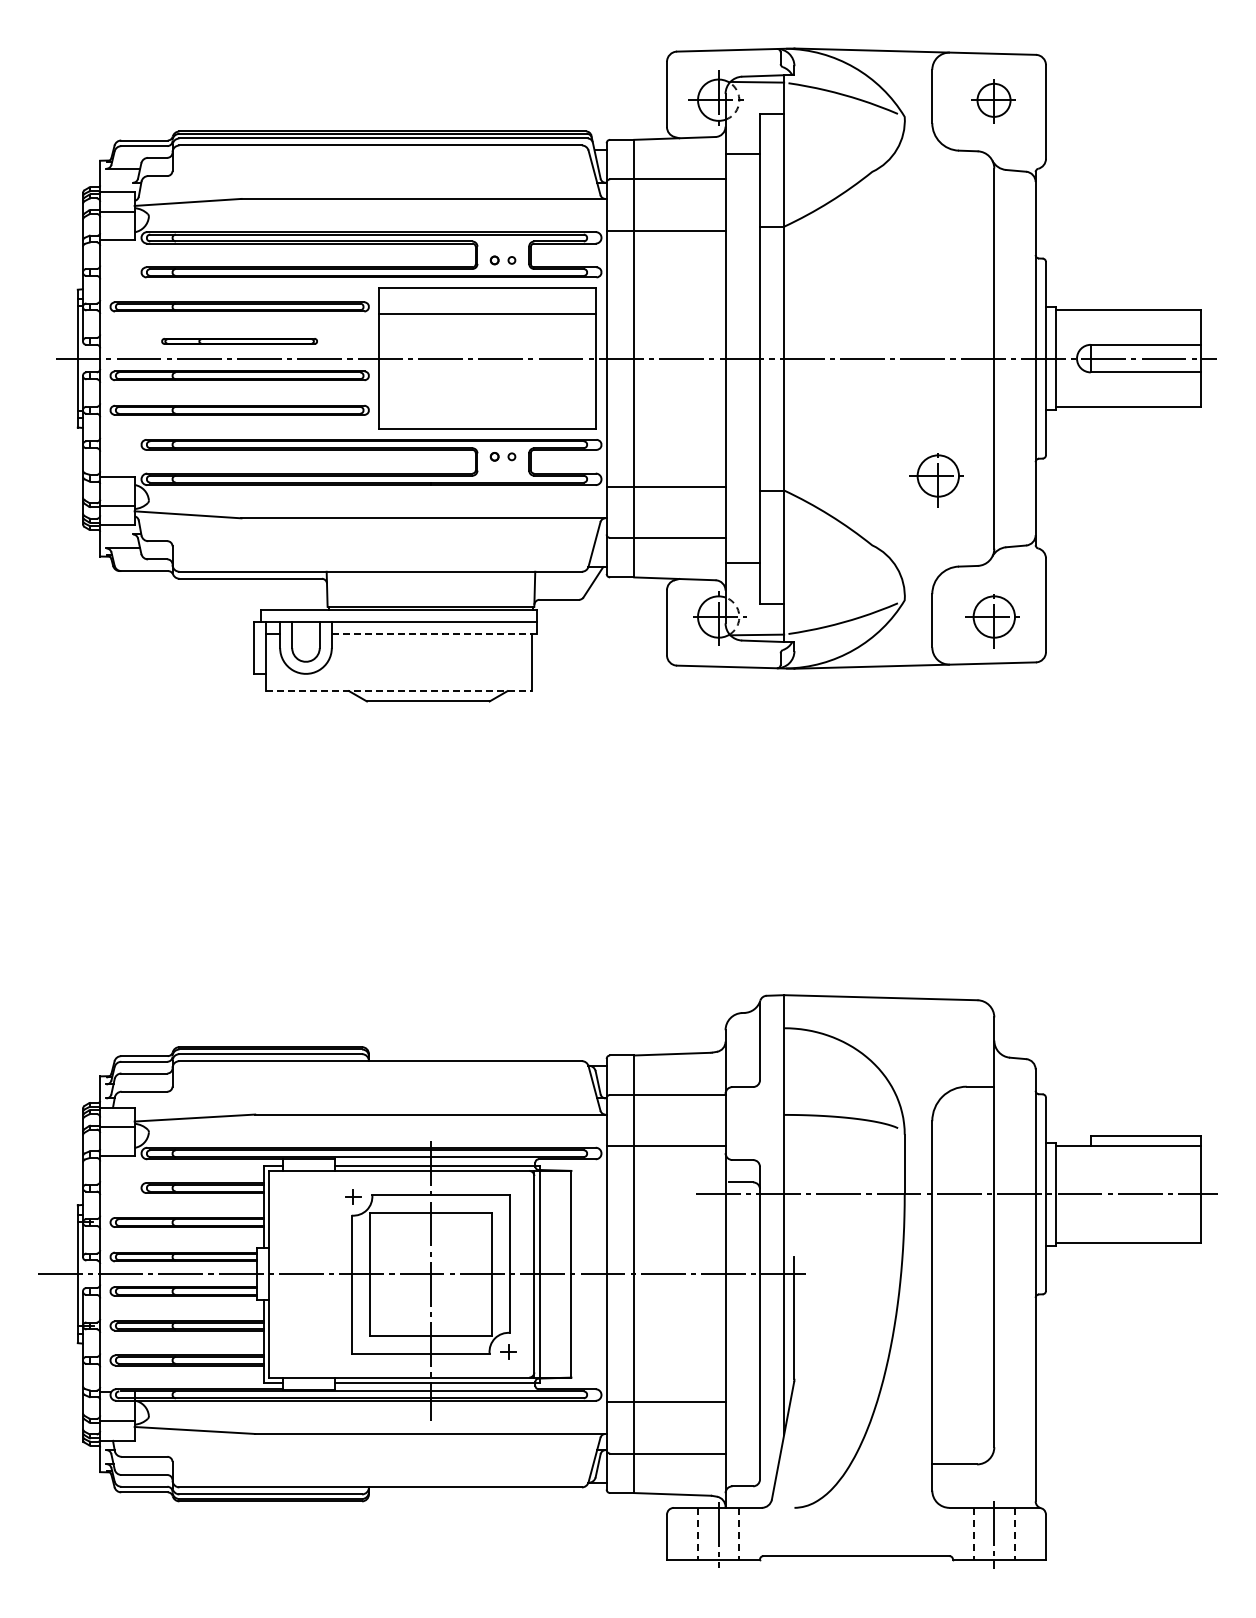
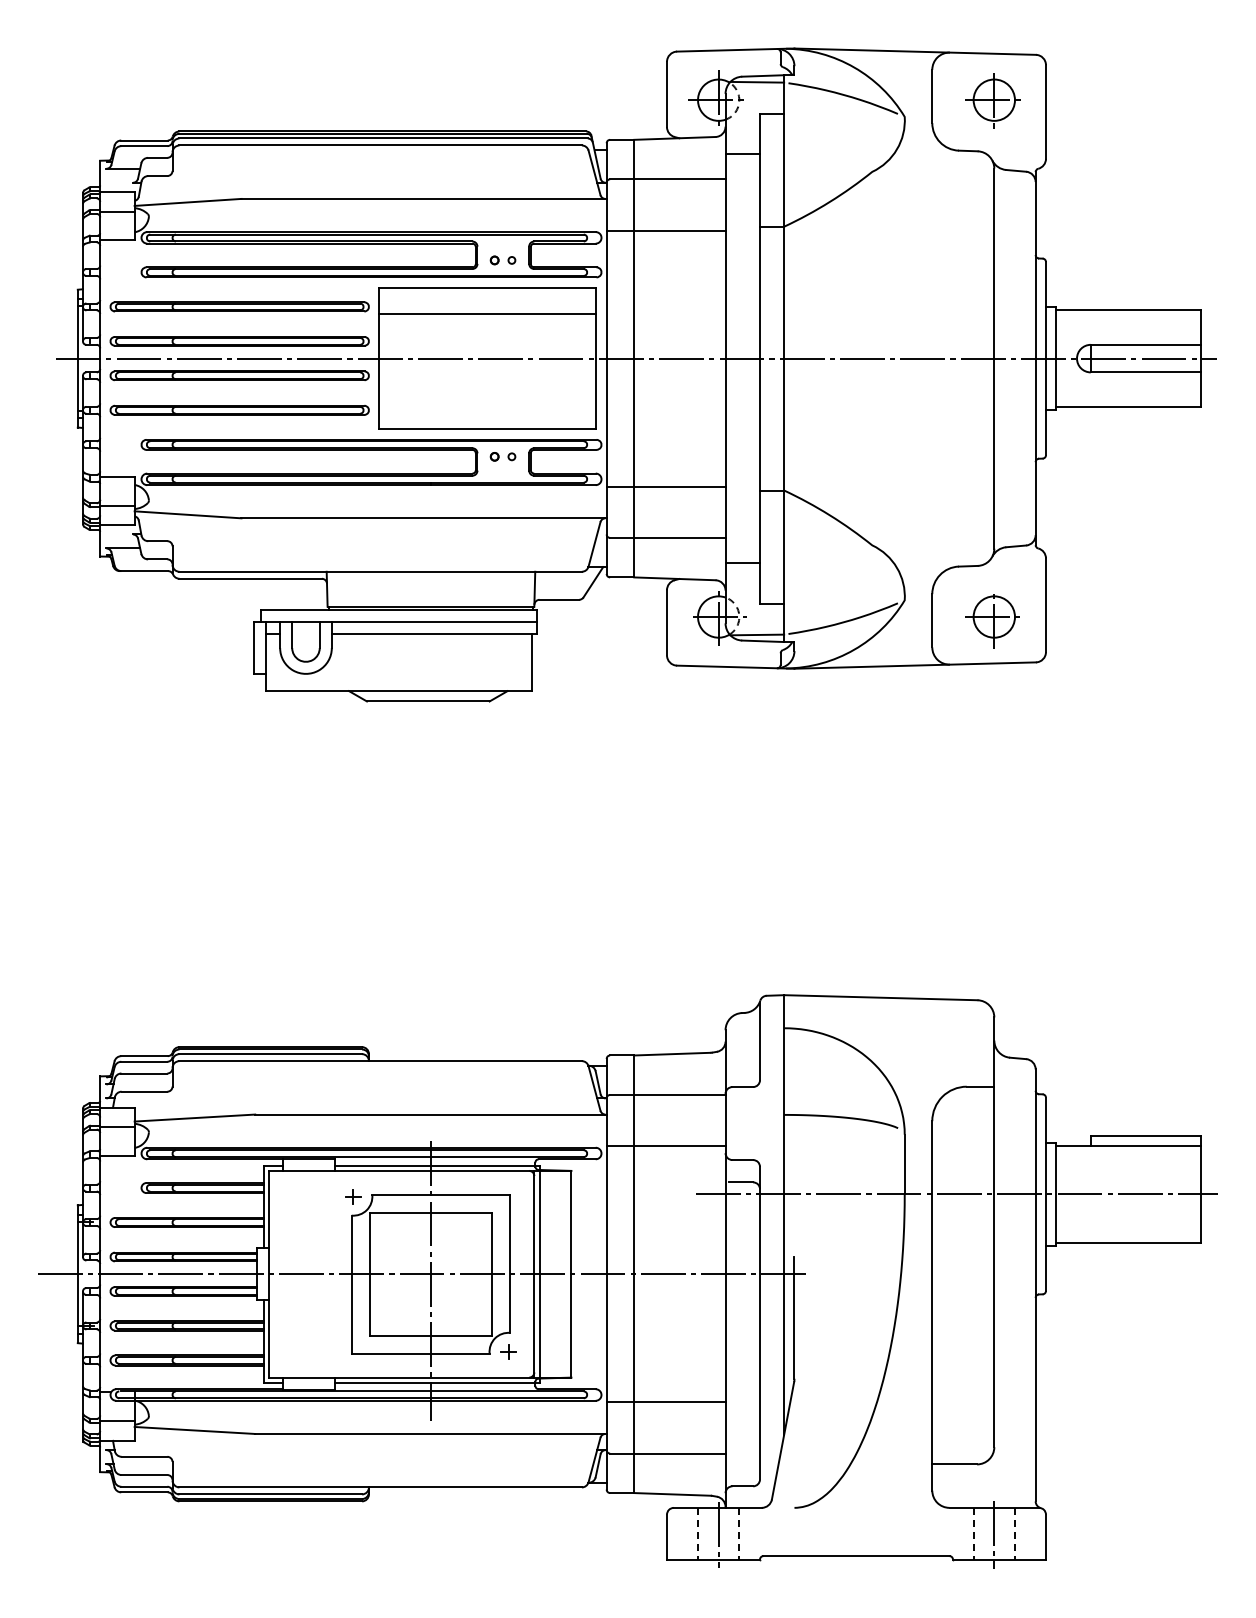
part size: 45x45 px -> 56x56 px (992, 100)
part size: 157x7 px -> 261x11 px (239, 341)
part: present -> none (936, 480)
line: dashed -> solid (434, 634)
line: dashed -> solid (399, 691)
